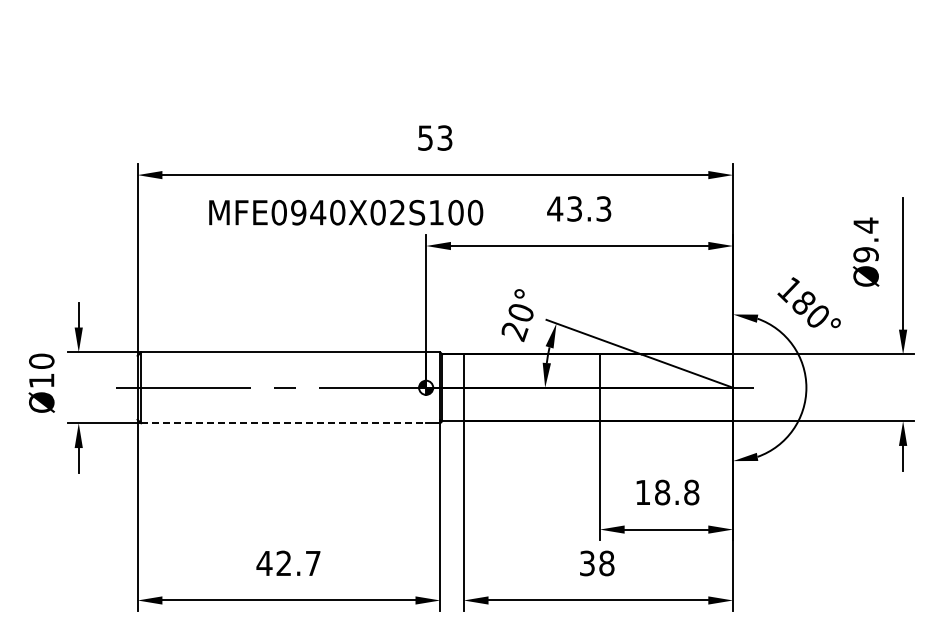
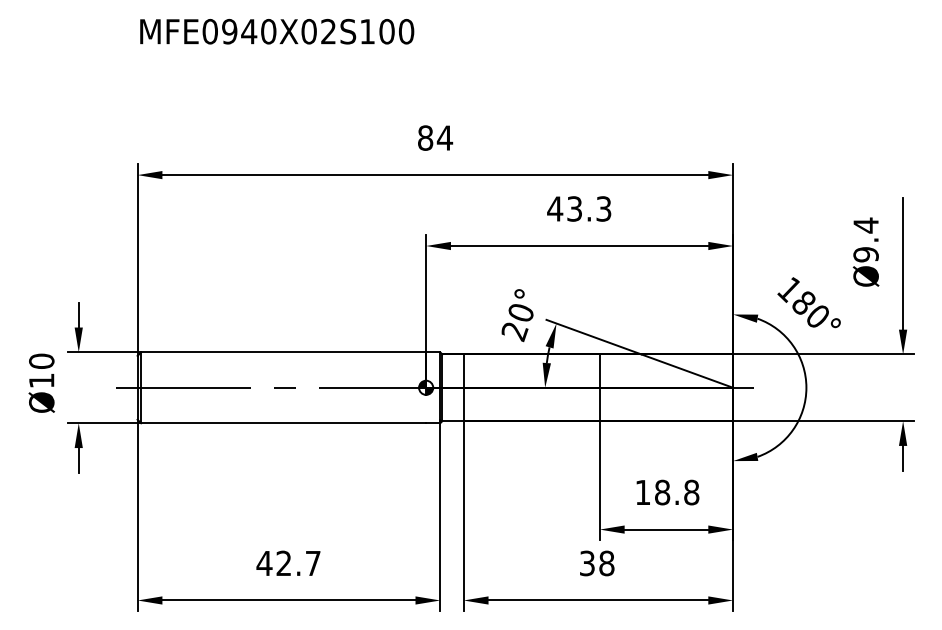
text: 53 -> 84 (435, 137)
text position: (346, 212) -> (277, 31) (277, 31)
line: dashed -> solid (284, 423)
